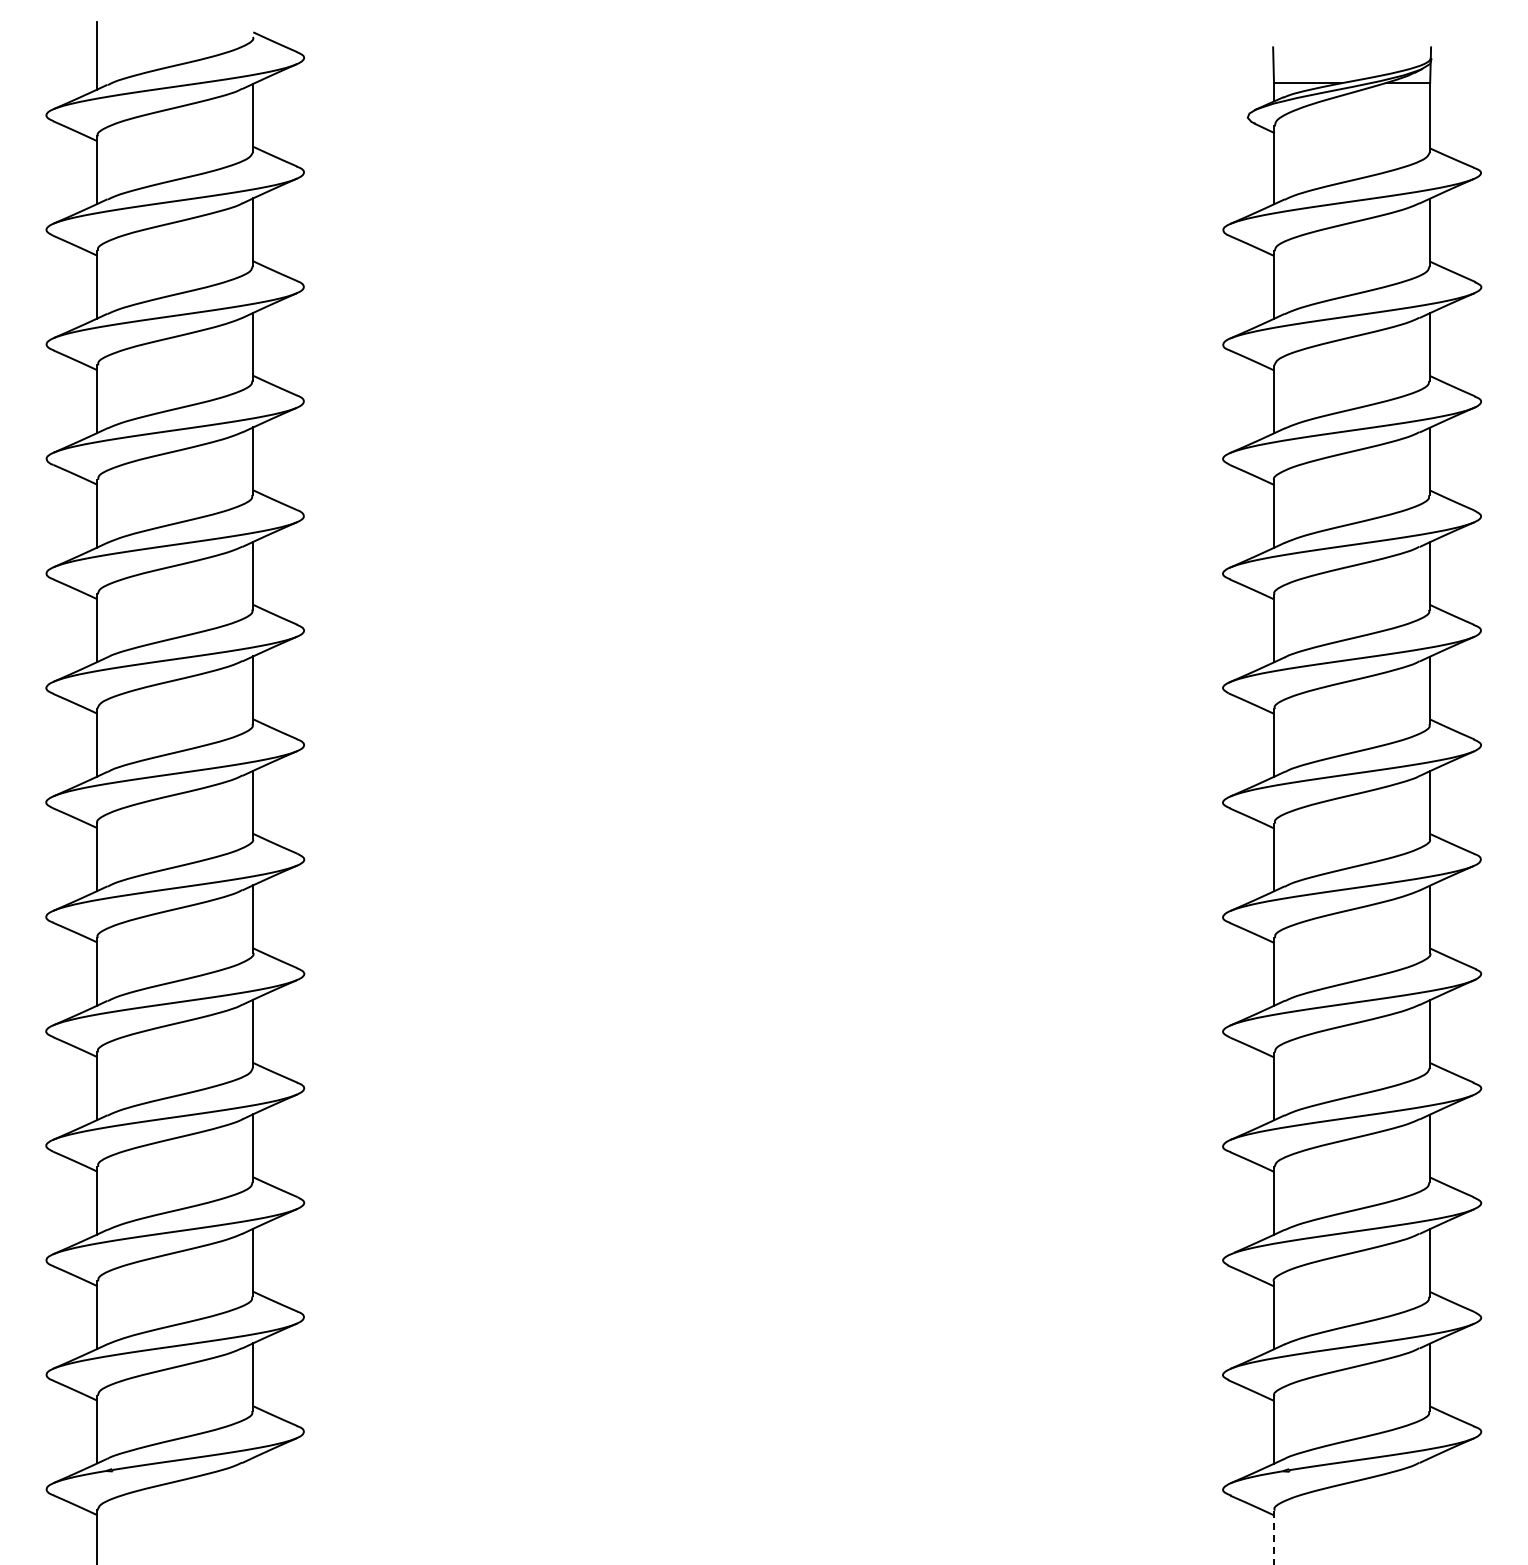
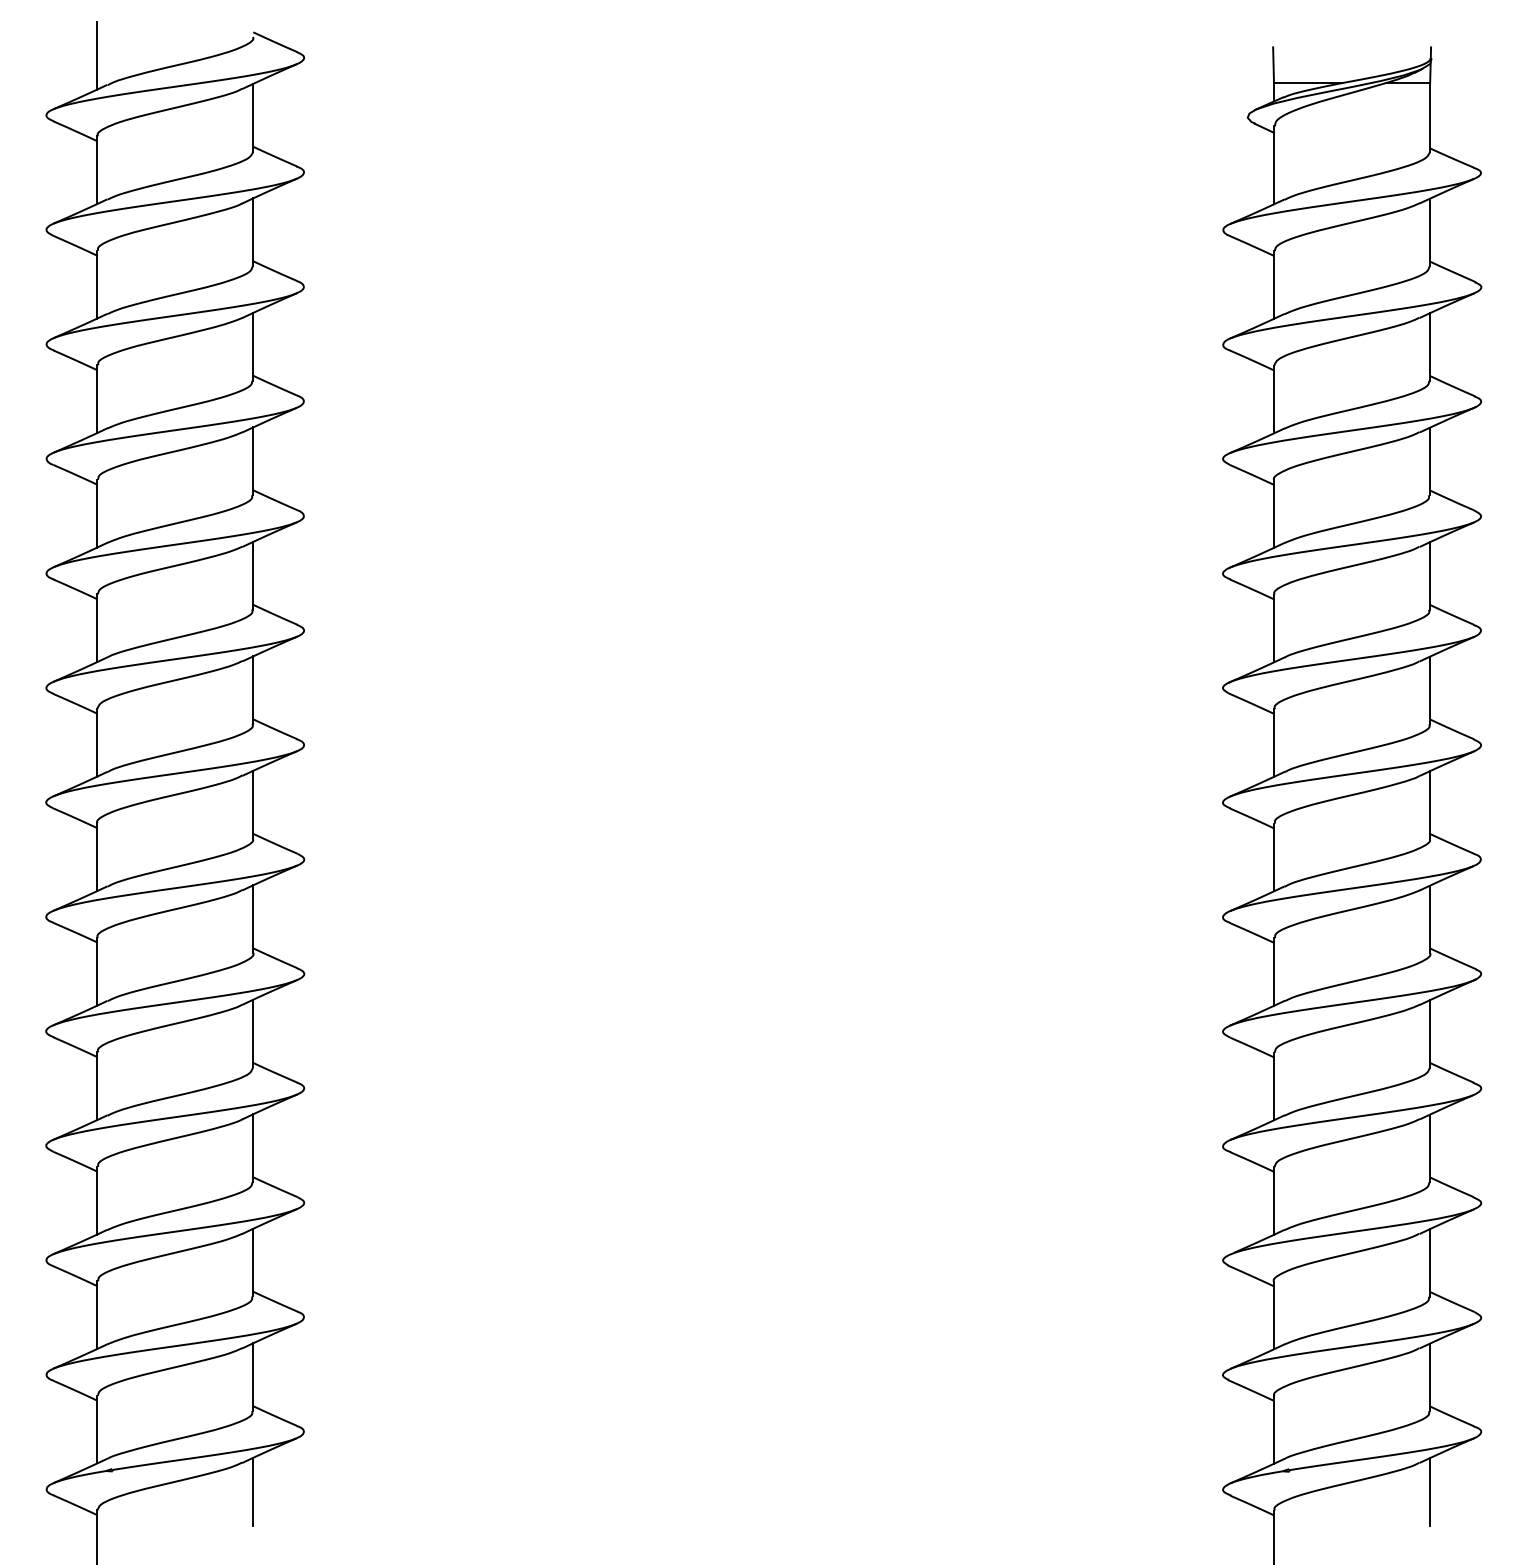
line: none -> present (253, 1491)
line: none -> present (1430, 1491)
line: dashed -> solid (1274, 1537)
